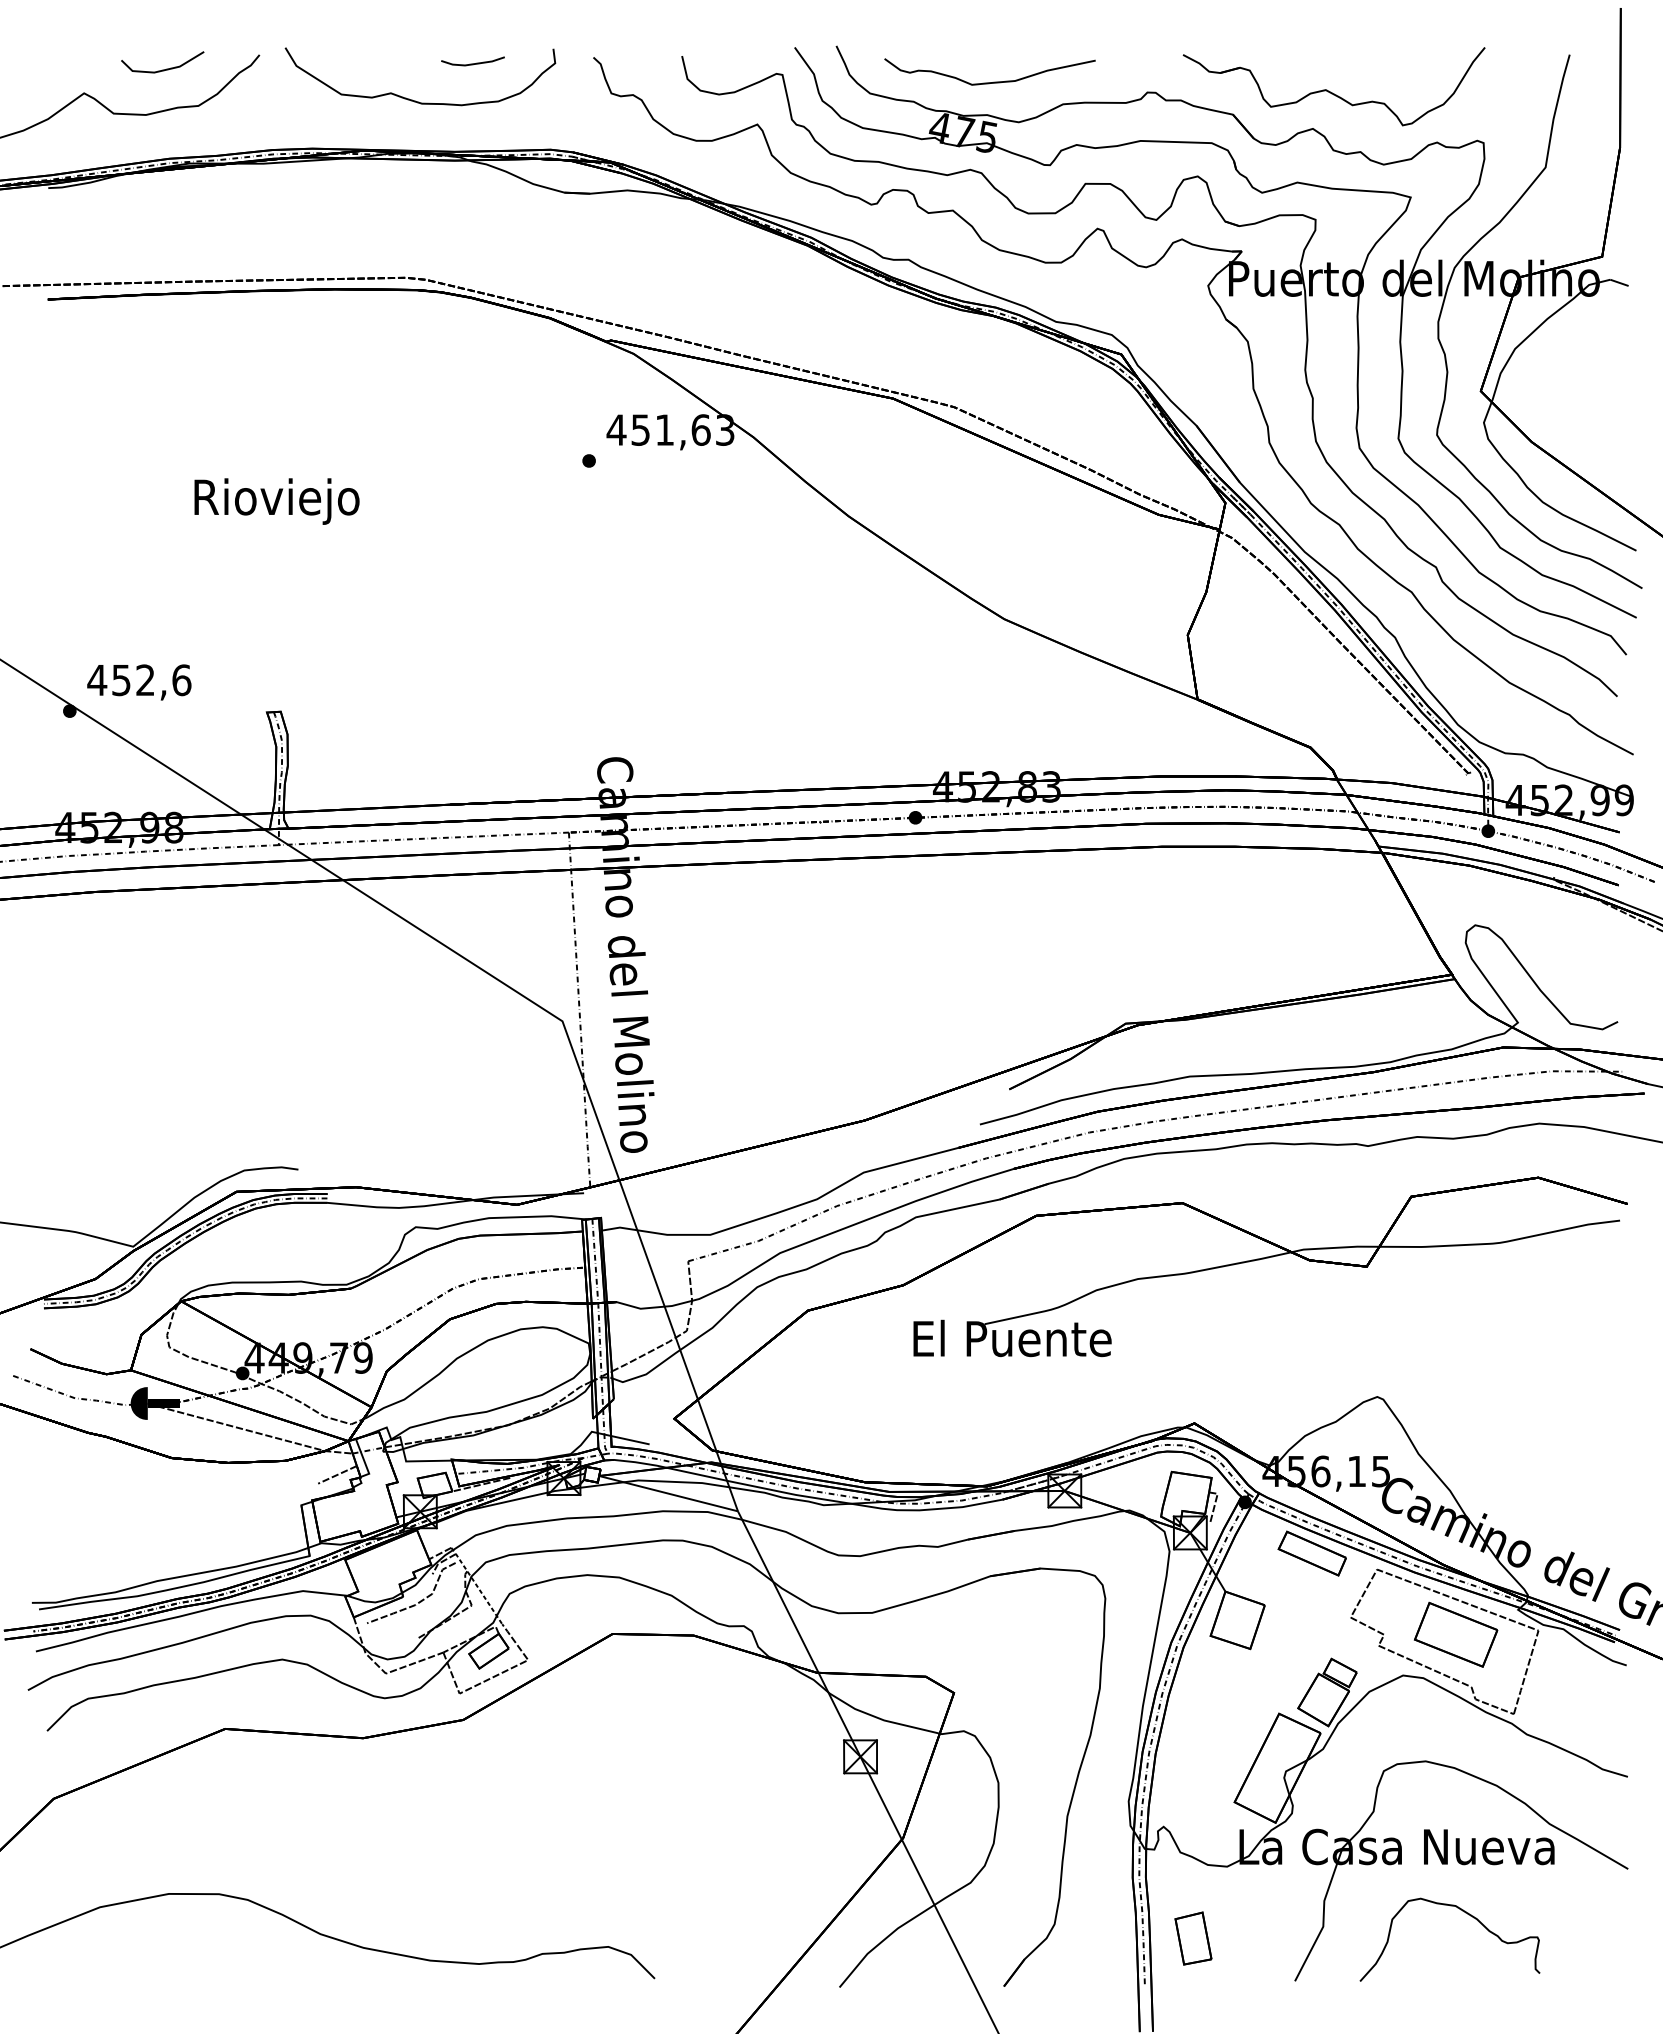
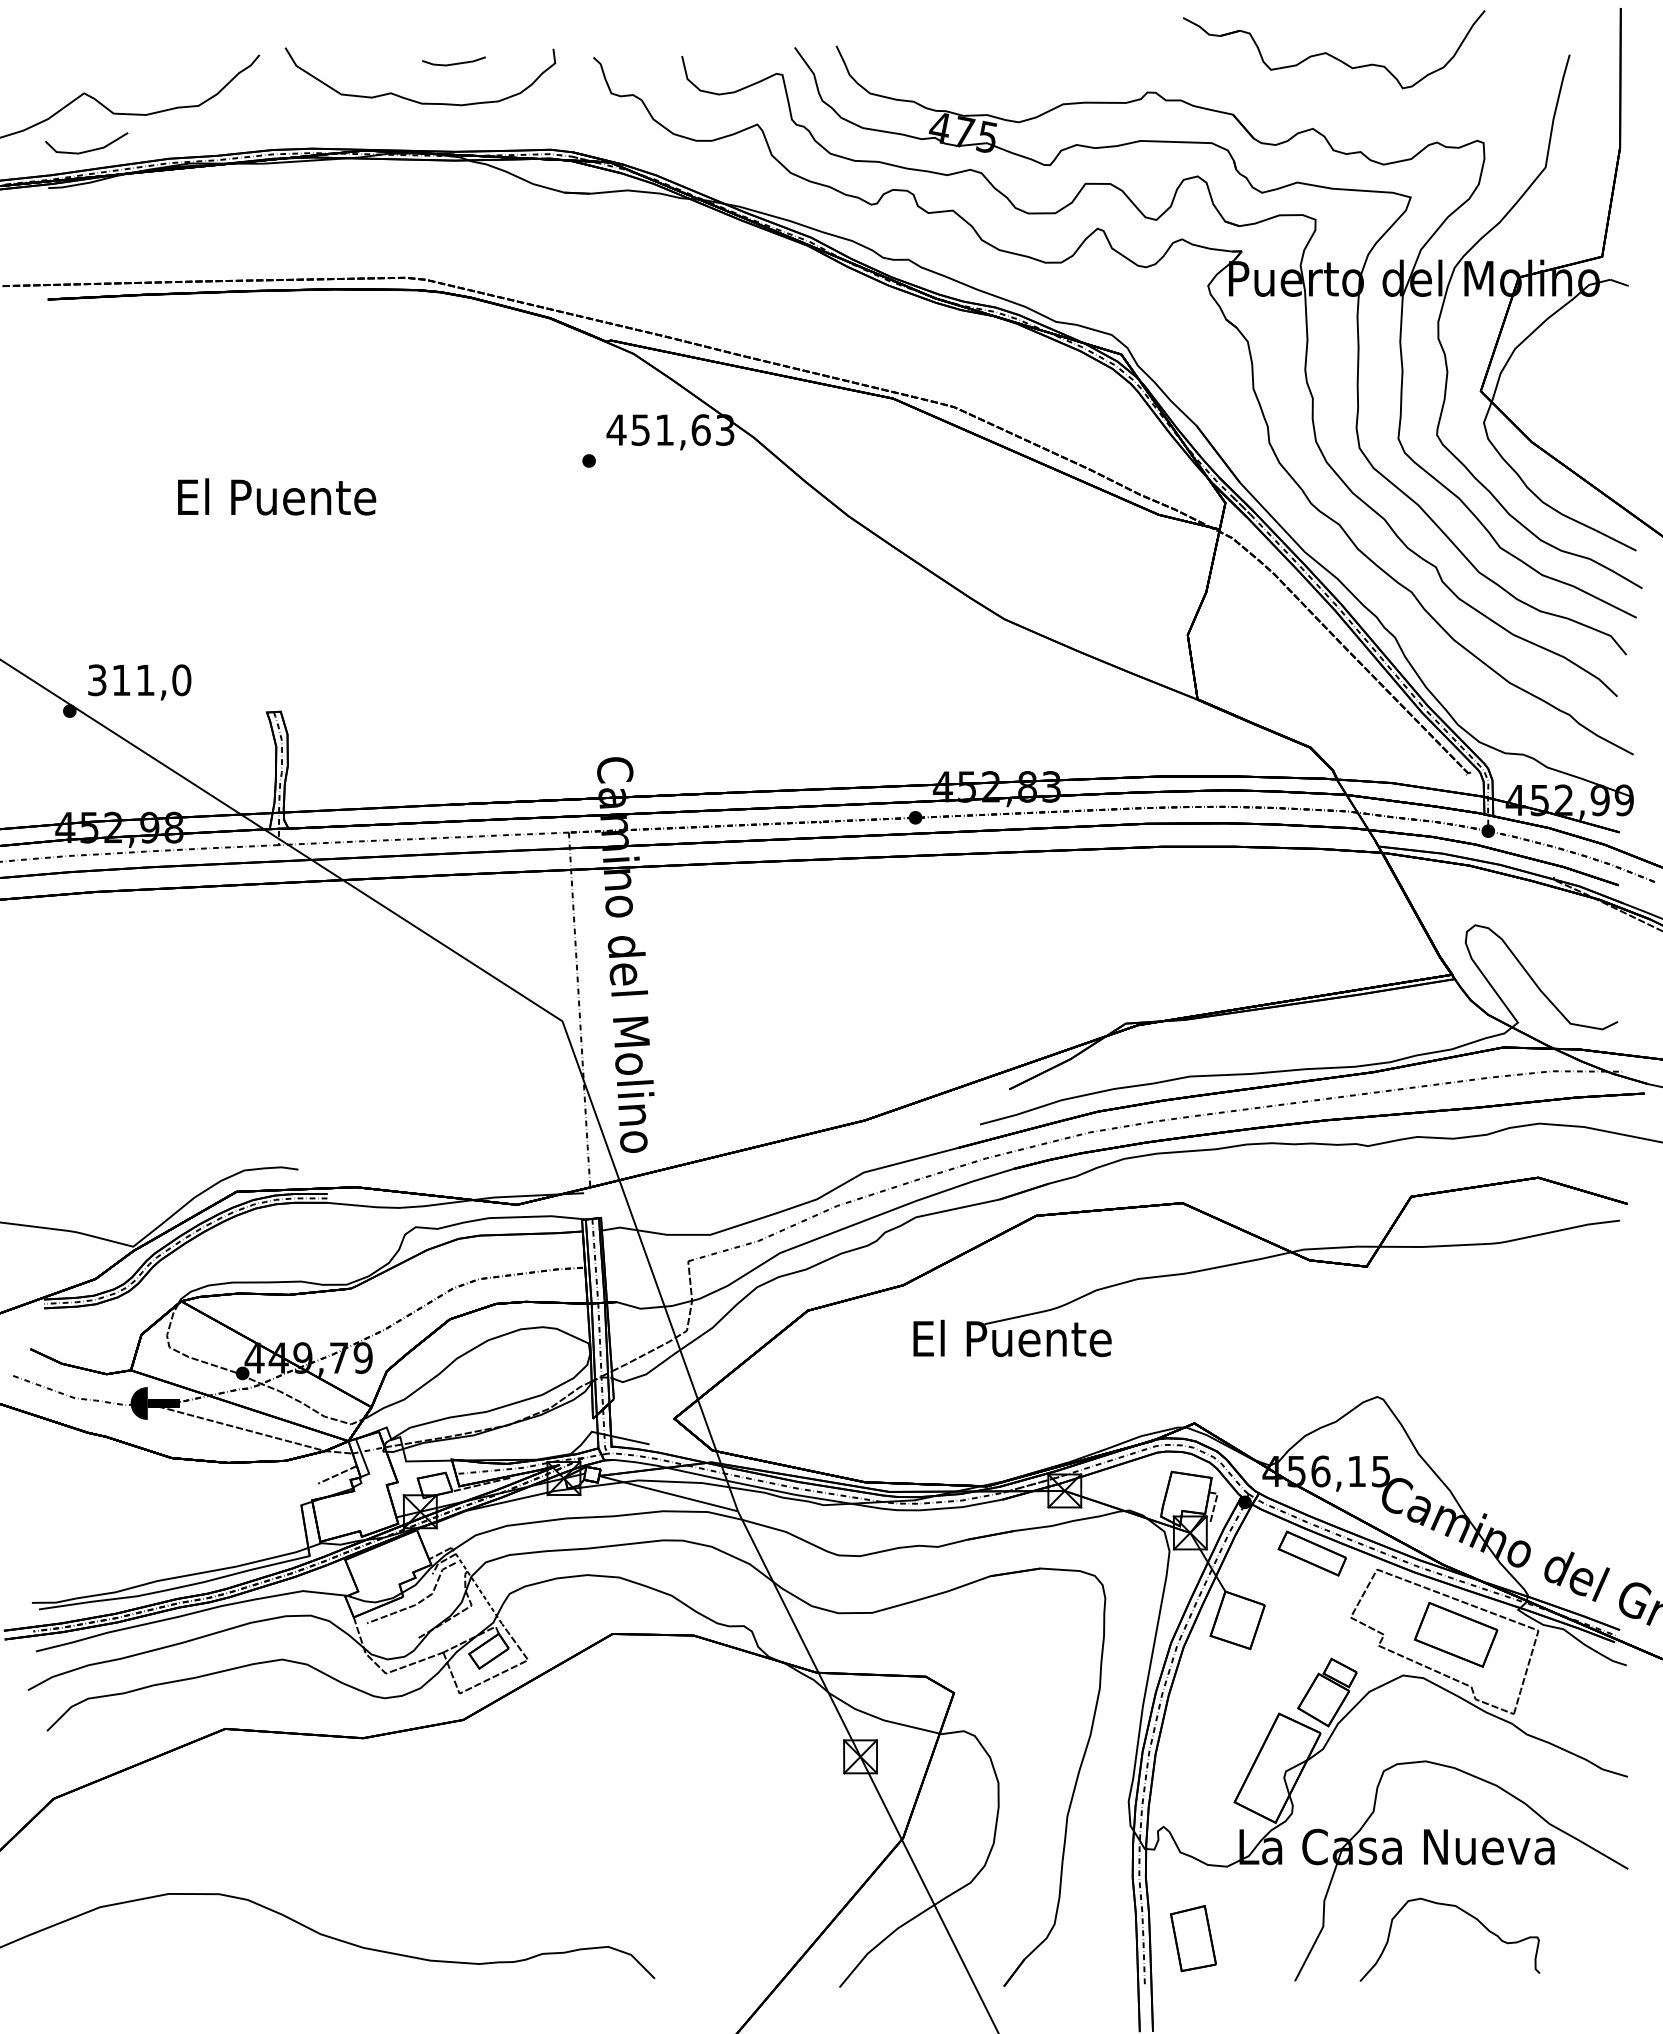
line position: (472, 63) -> (453, 63) (453, 63)
line position: (162, 69) -> (86, 150) (86, 150)
curve: present -> none (993, 81)
part position: (1333, 86) -> (1333, 49) (1333, 49)
text: Rioviejo -> El Puente (277, 501)
text: 452,6 -> 311,0 (139, 680)
part size: 39x55 px -> 47x68 px (1193, 1938)
